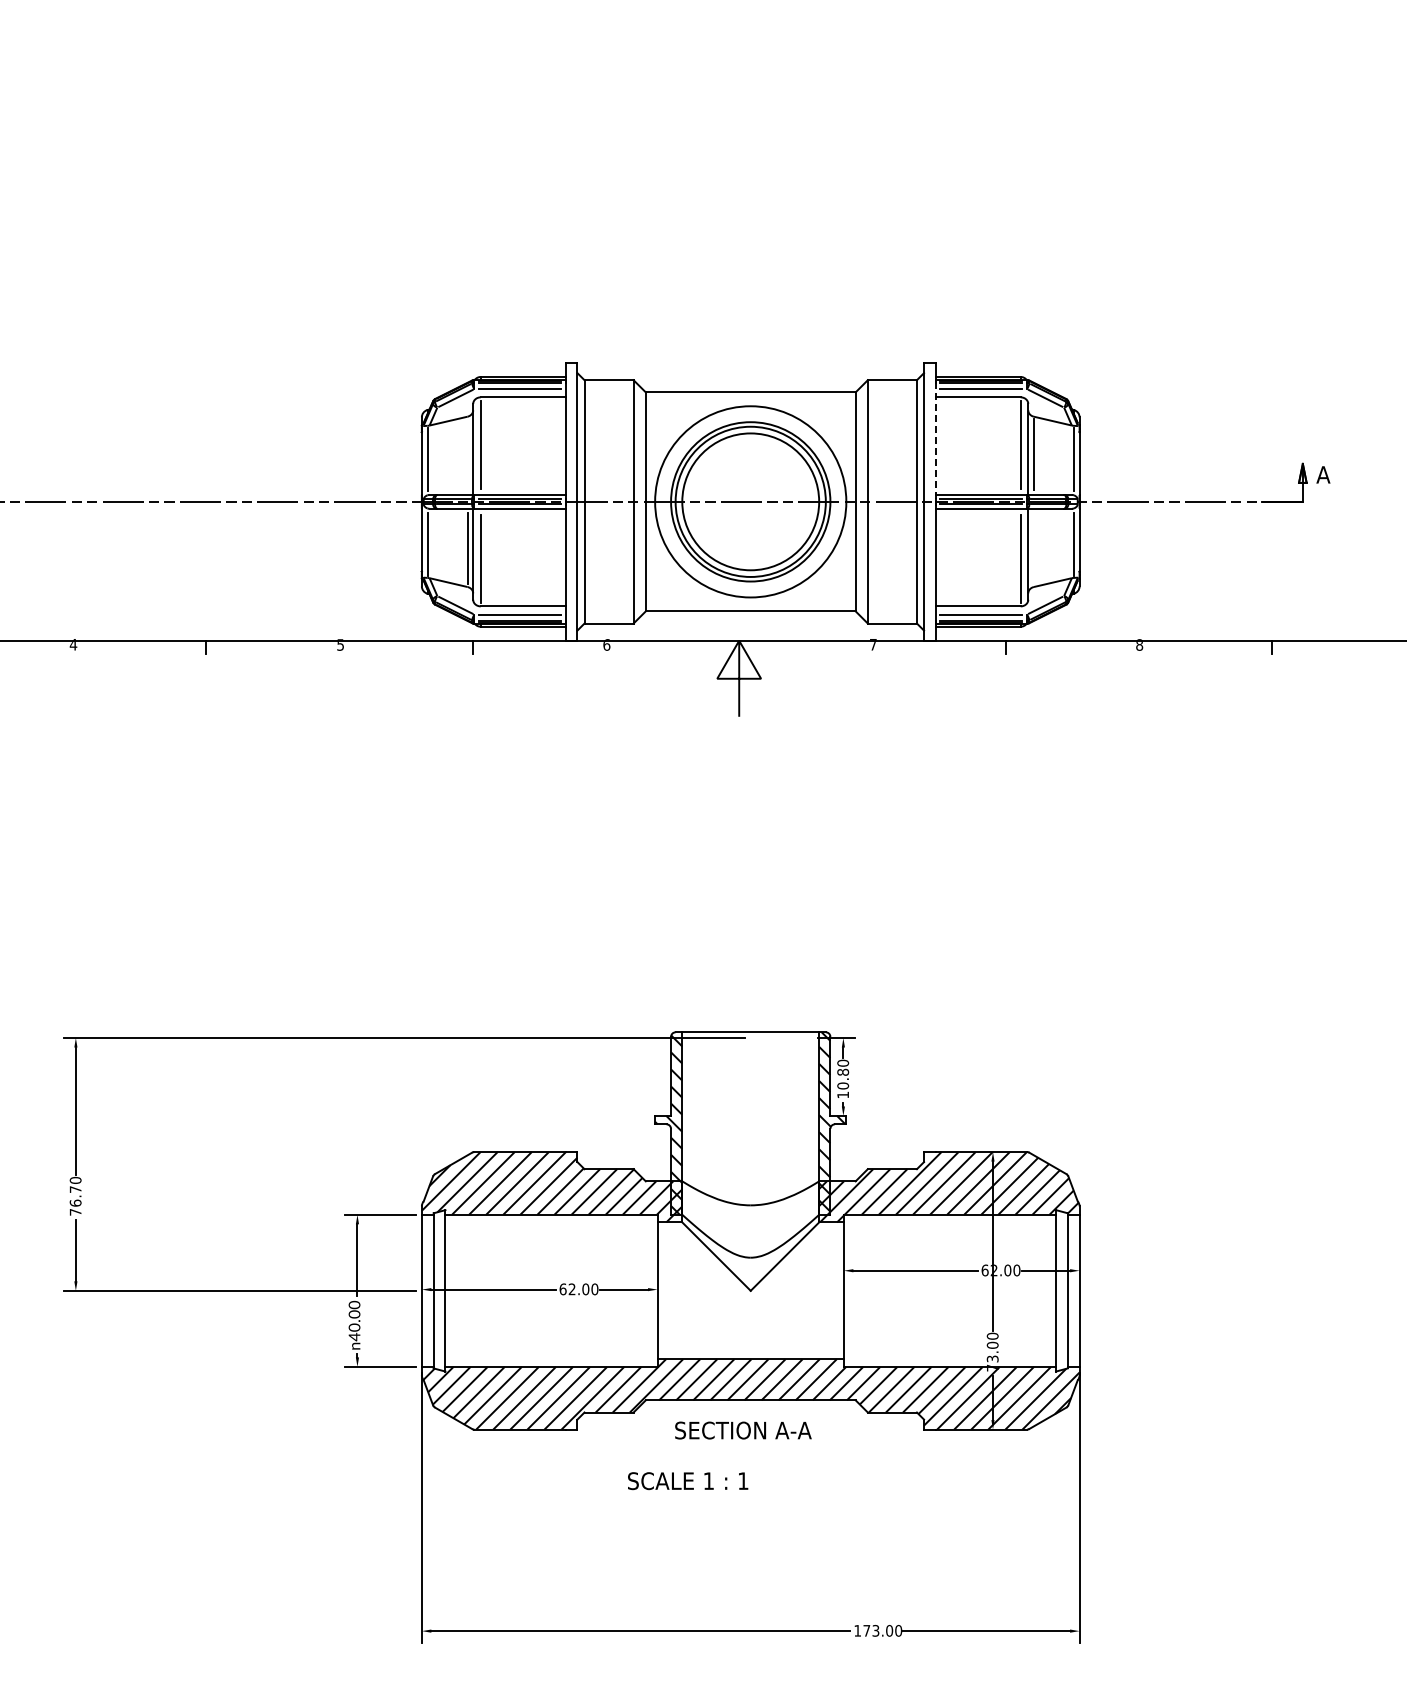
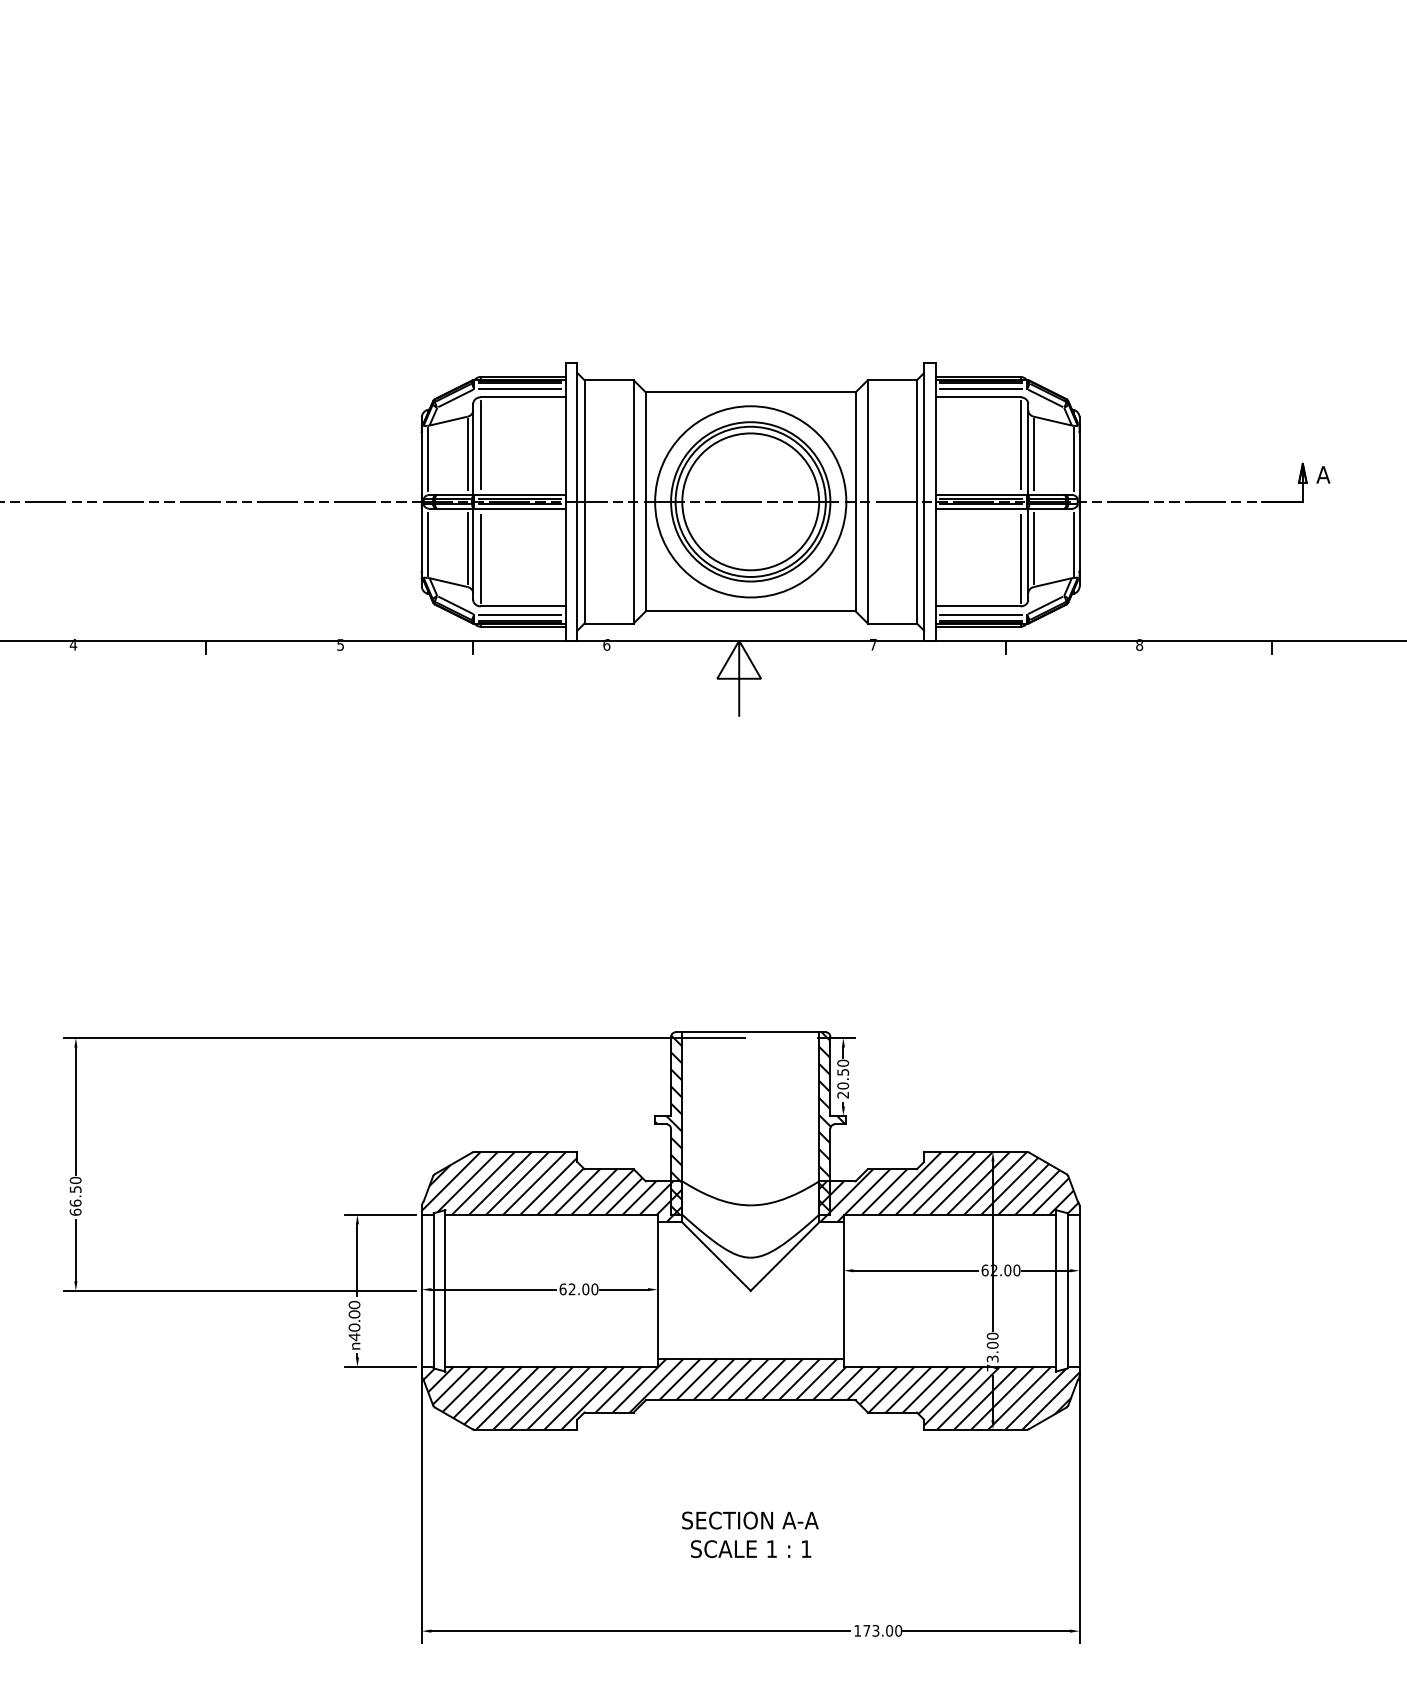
line: dashed -> solid (935, 441)
line: none -> present (467, 454)
line: none -> present (1033, 548)
text: 10.80 -> 20.50 (843, 1083)
text: 76.70 -> 66.50 (75, 1200)
text position: (743, 1430) -> (750, 1520) (750, 1520)
text position: (688, 1481) -> (751, 1549) (751, 1549)
